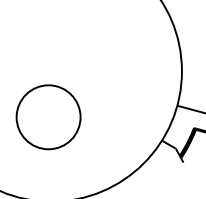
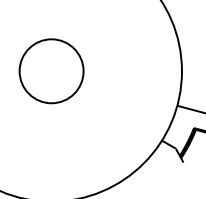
circle position: (48, 117) -> (51, 71) (51, 71)
